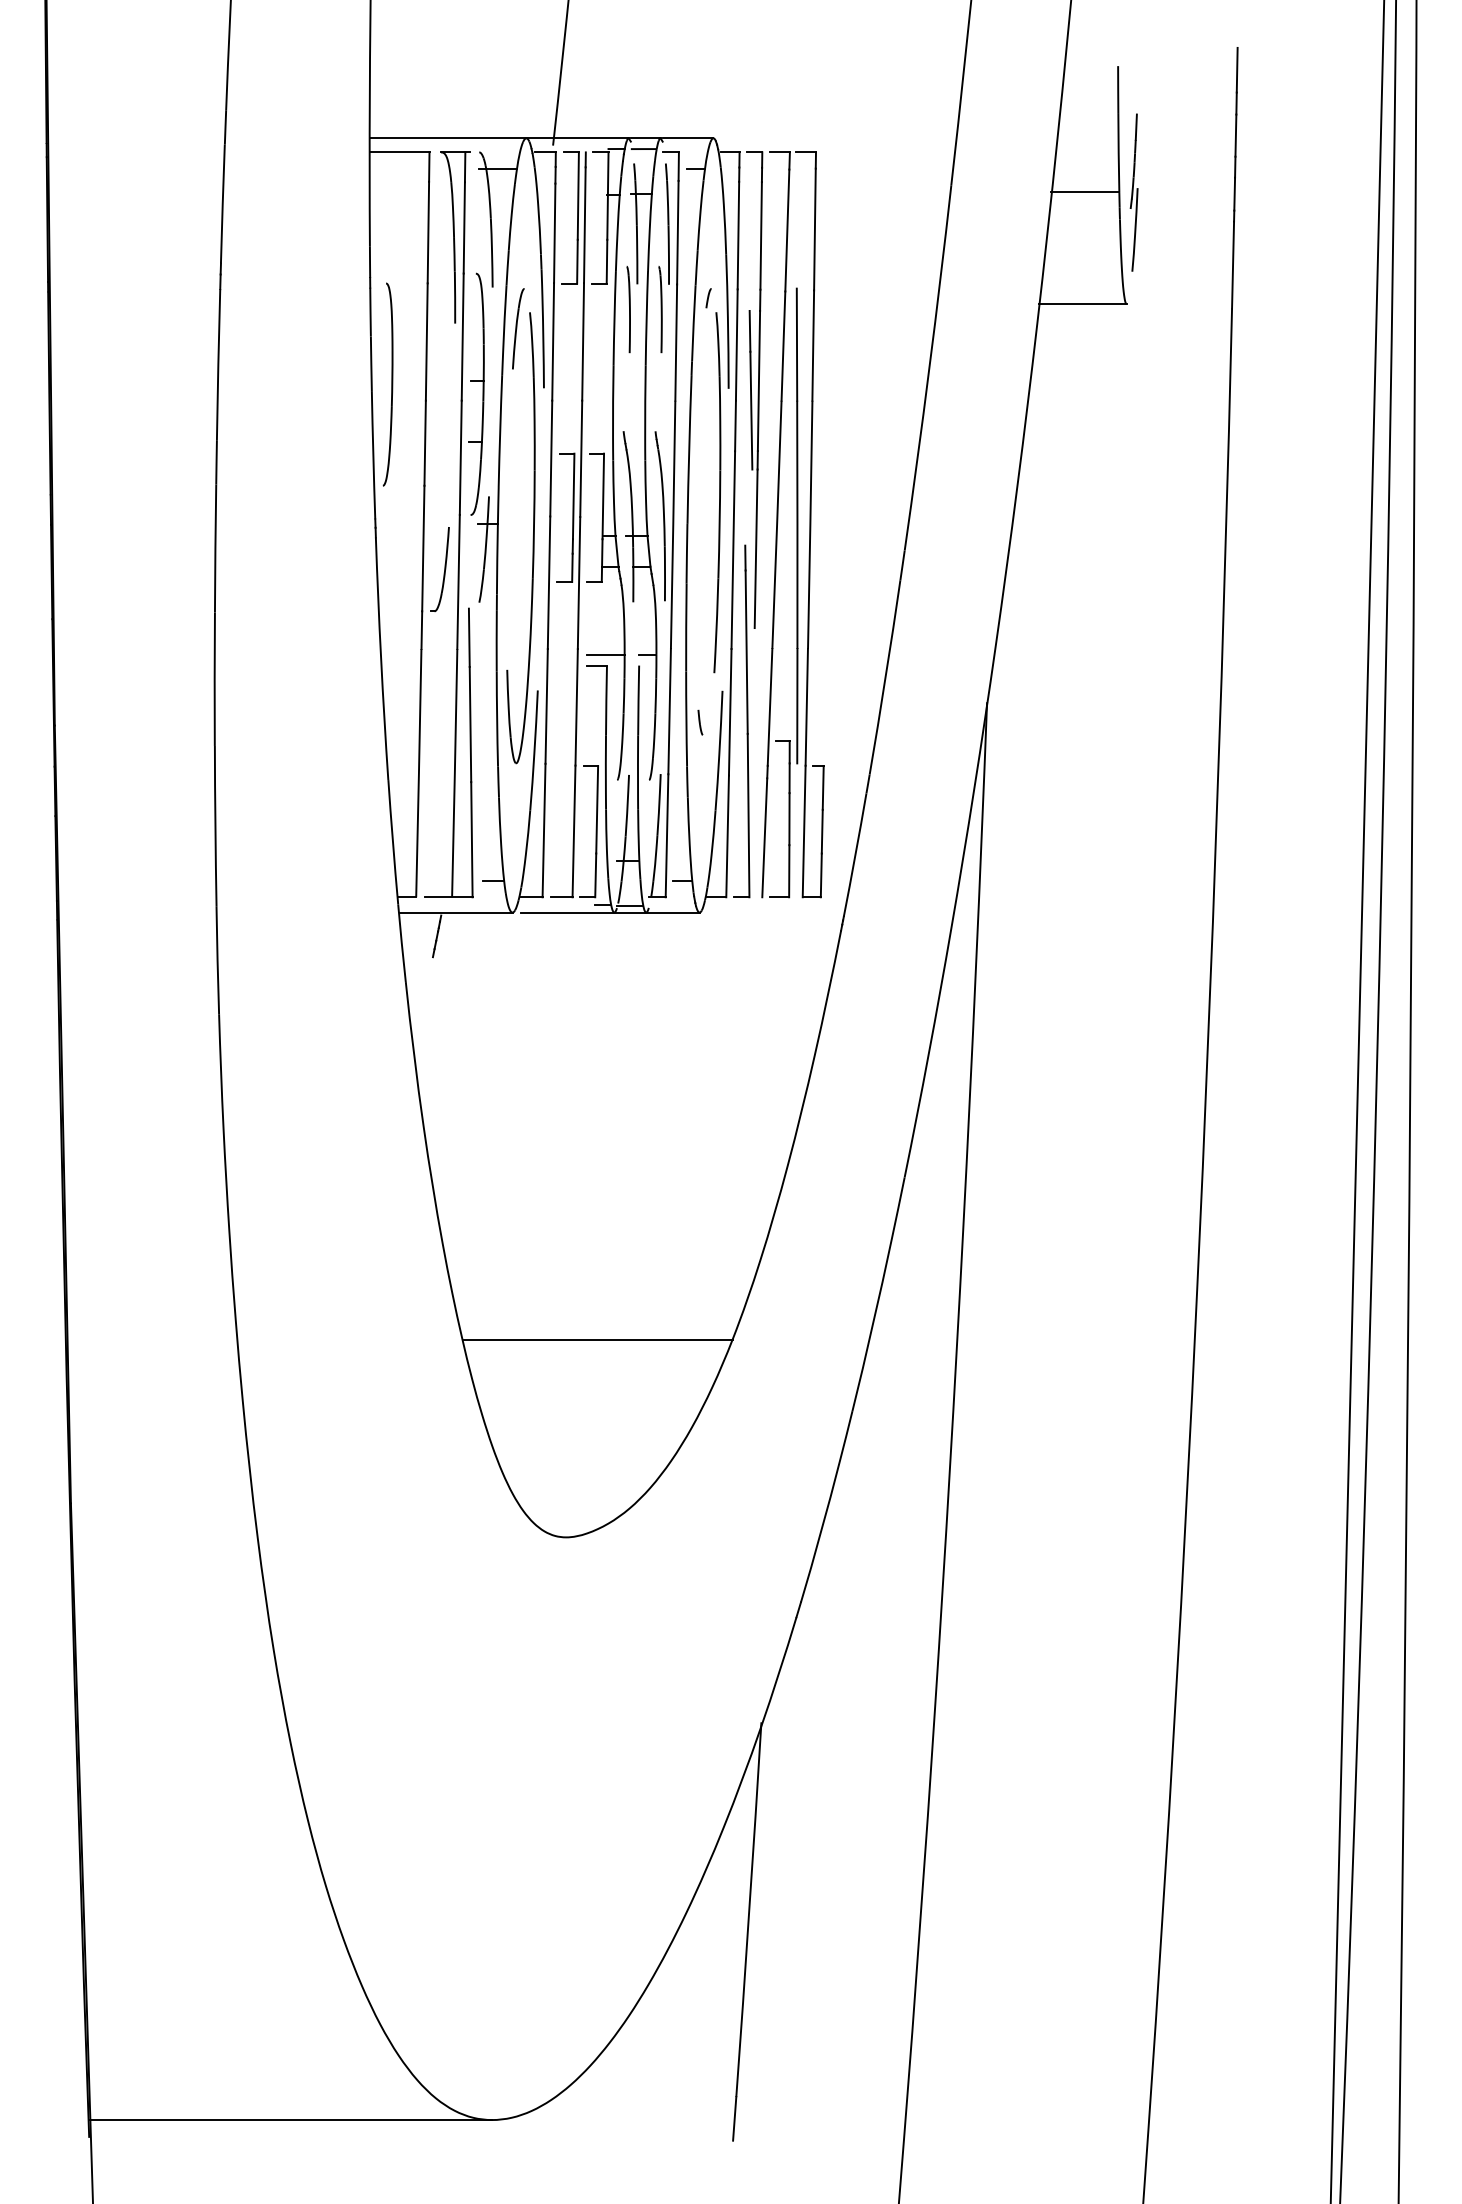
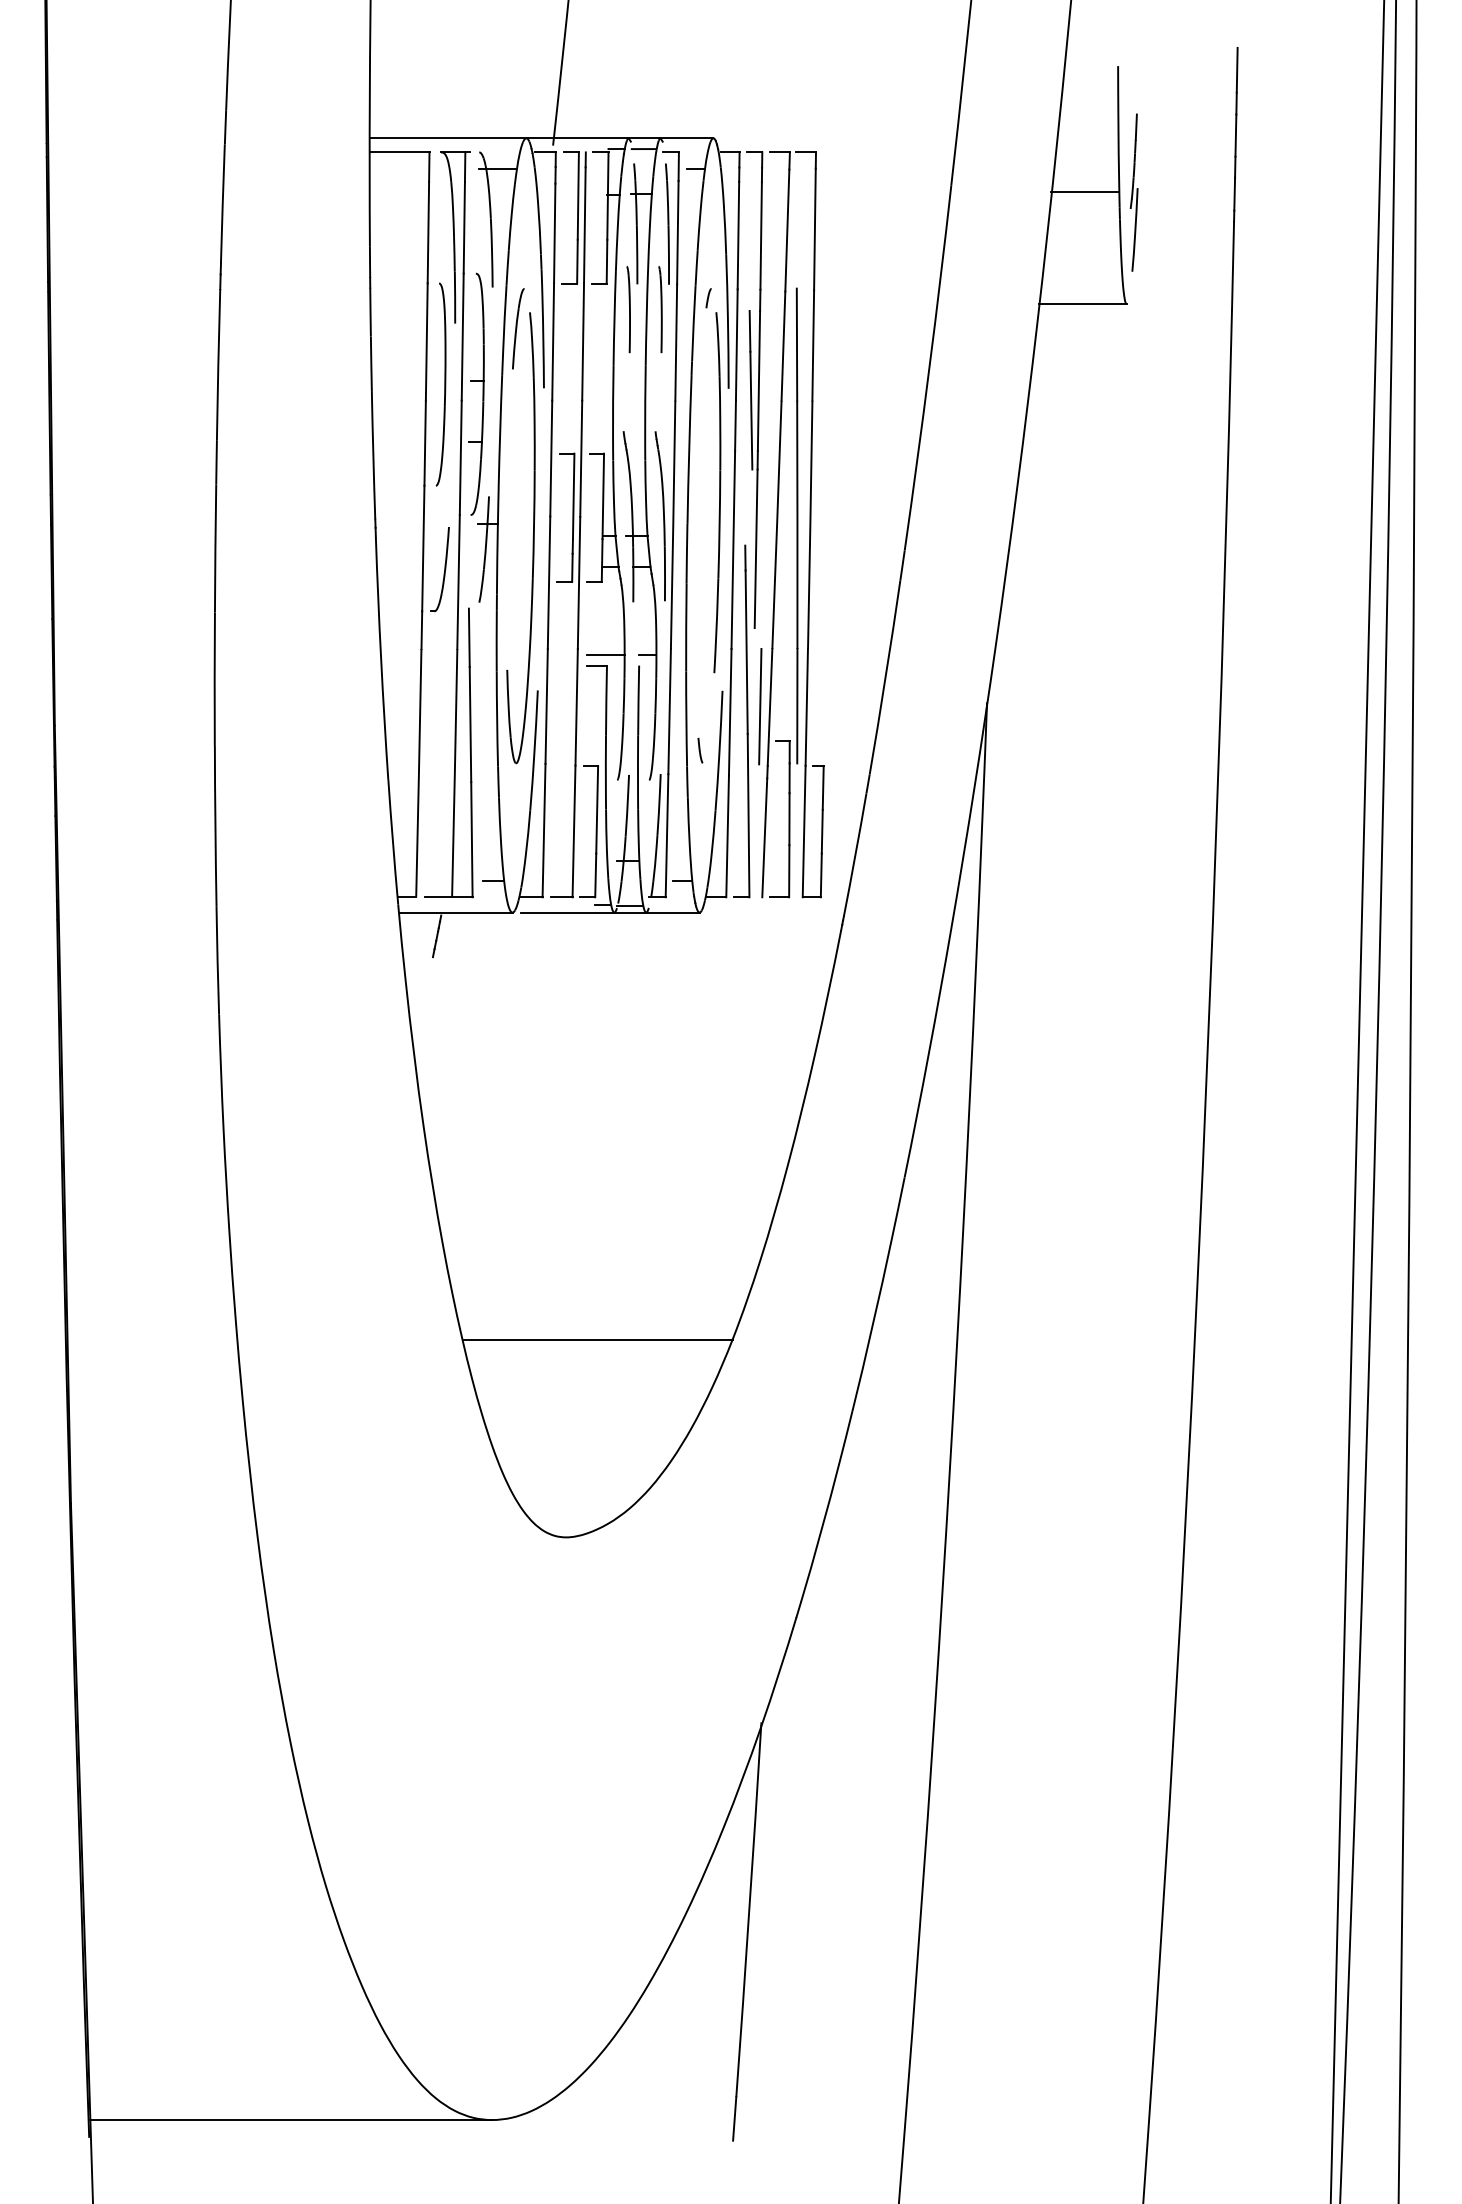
part position: (387, 384) -> (440, 384) (440, 384)
line: none -> present (760, 706)
line position: (700, 722) -> (700, 750) (700, 750)
